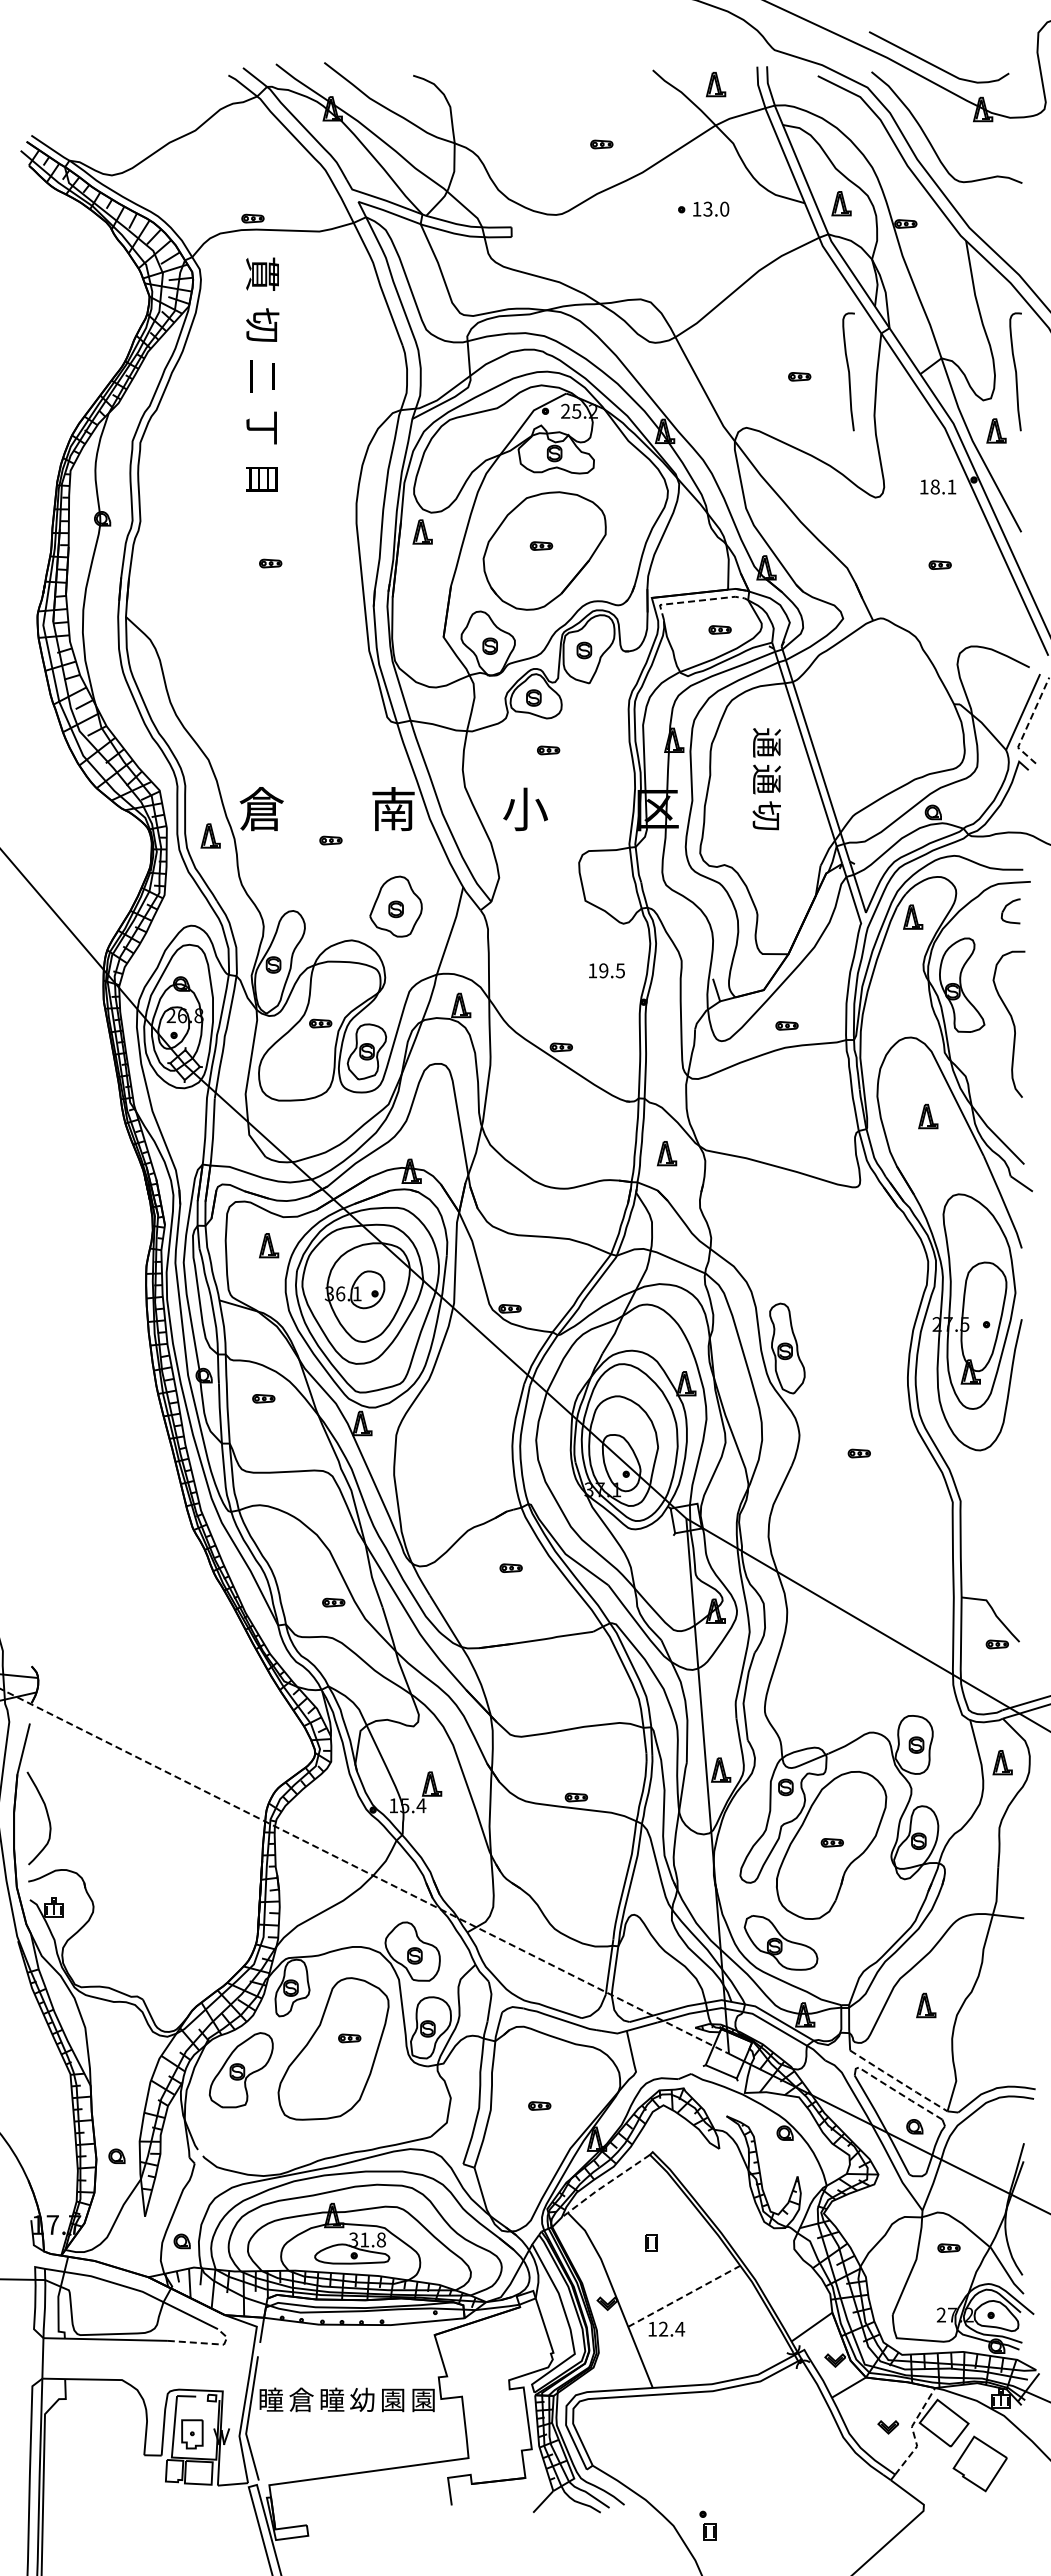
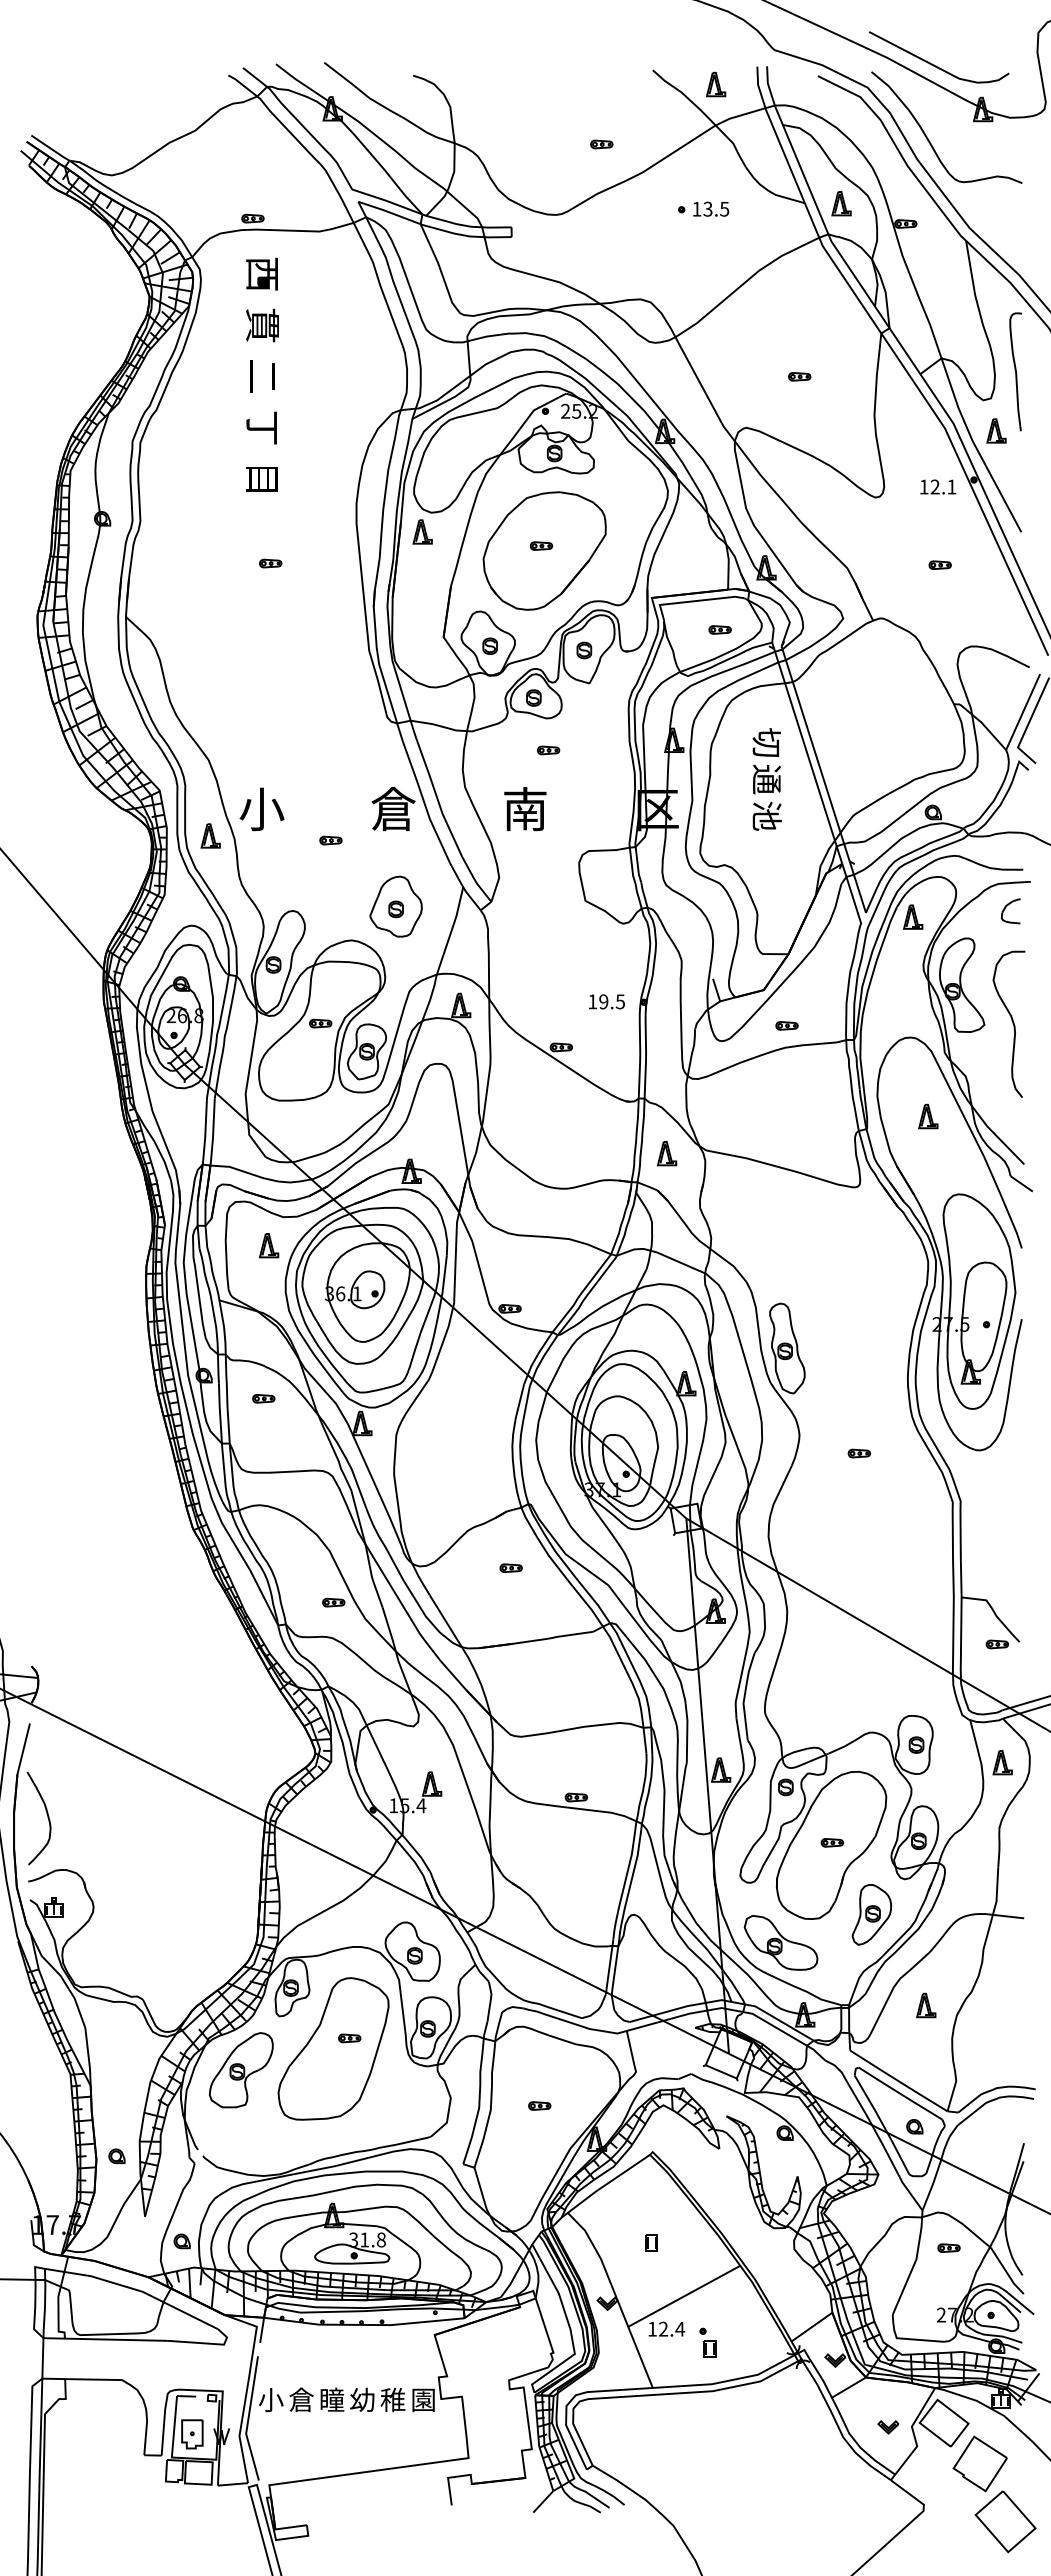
text: 13.0 -> 13.5 (724, 208)
text: 貫 -> 西 (262, 273)
text: 切 -> 貫 (262, 325)
curve: present -> none (848, 371)
text: 18.1 -> 12.1 (934, 486)
line: dashed -> solid (694, 601)
line: dashed -> solid (1028, 723)
text: 通 -> 切 (766, 742)
text: 倉 -> 小 (261, 809)
text: 南 -> 倉 (393, 809)
text: 小 -> 南 (525, 809)
text: 切 -> 池 (766, 815)
text position: (606, 970) -> (606, 1001) (606, 1001)
line: dashed -> solid (364, 1871)
part: none -> present (871, 1914)
line: dashed -> solid (899, 2081)
line: dashed -> solid (900, 2093)
line: dashed -> solid (604, 2185)
line: dashed -> solid (684, 2296)
line: dashed -> solid (207, 2343)
text: 瞳 -> 小 (270, 2399)
text: 園 -> 稚 (392, 2399)
line: dashed -> solid (913, 2431)
part: none -> present (1005, 2521)
part position: (707, 2525) -> (707, 2342) (707, 2342)
